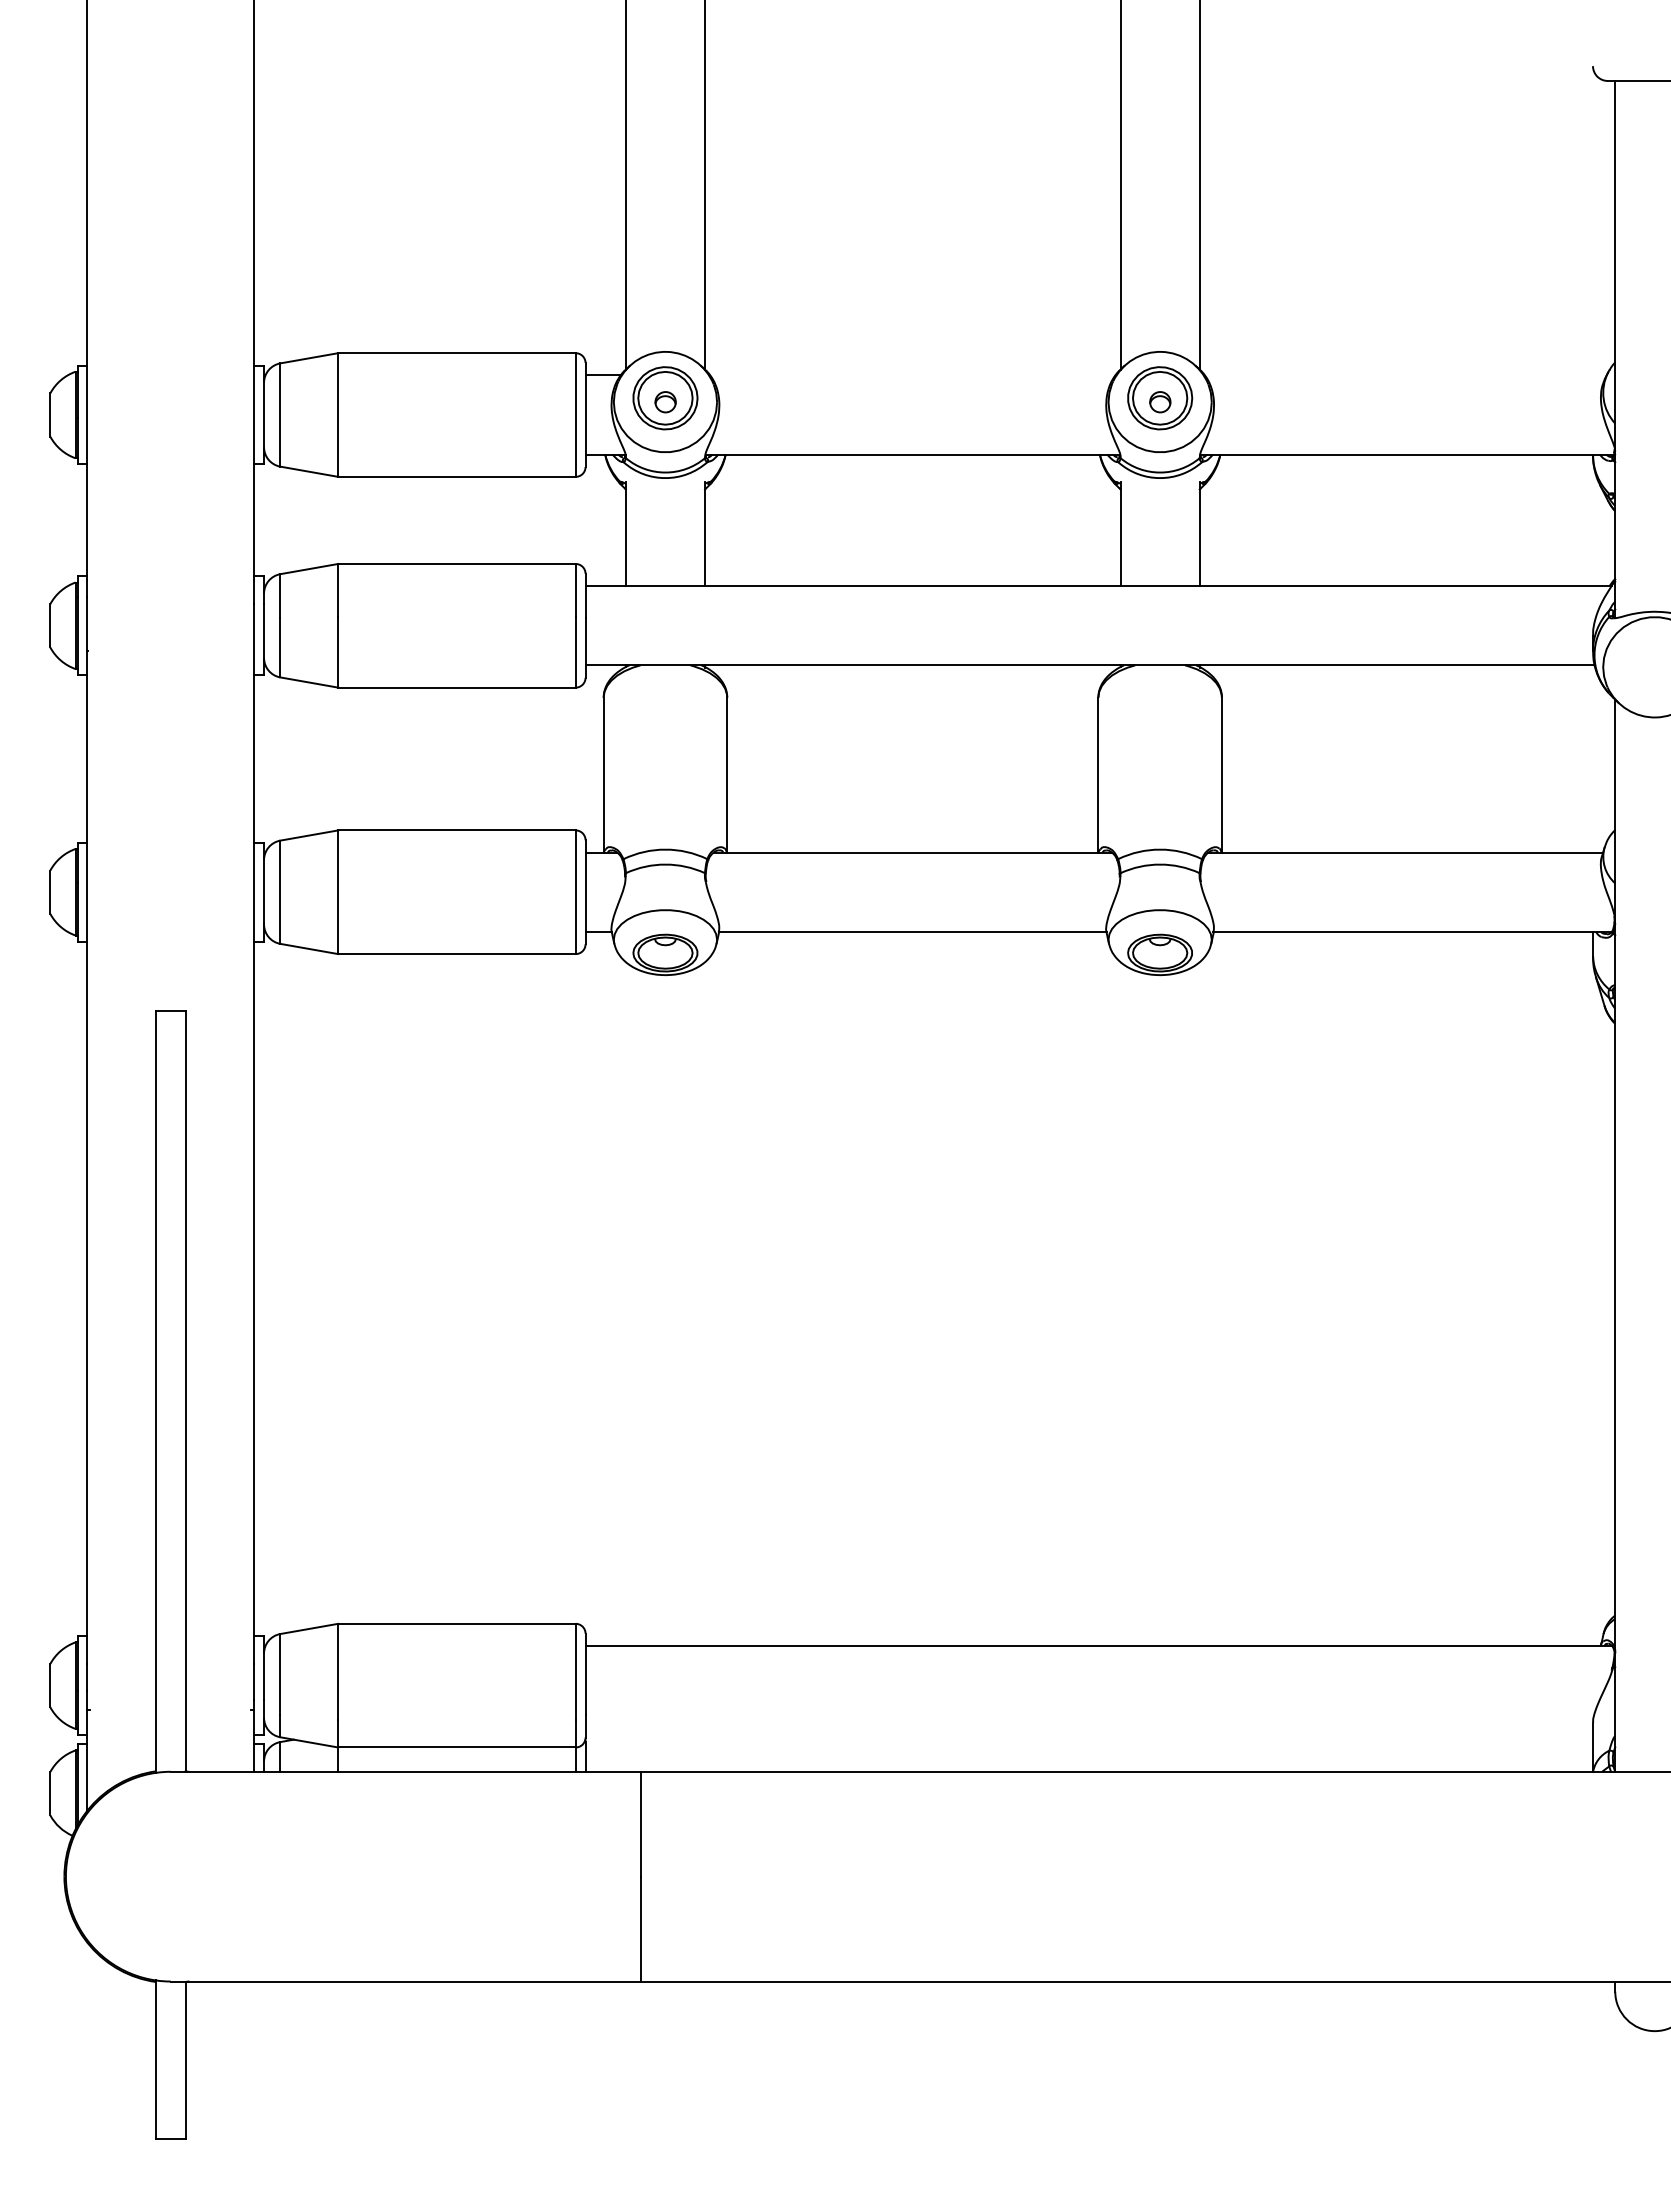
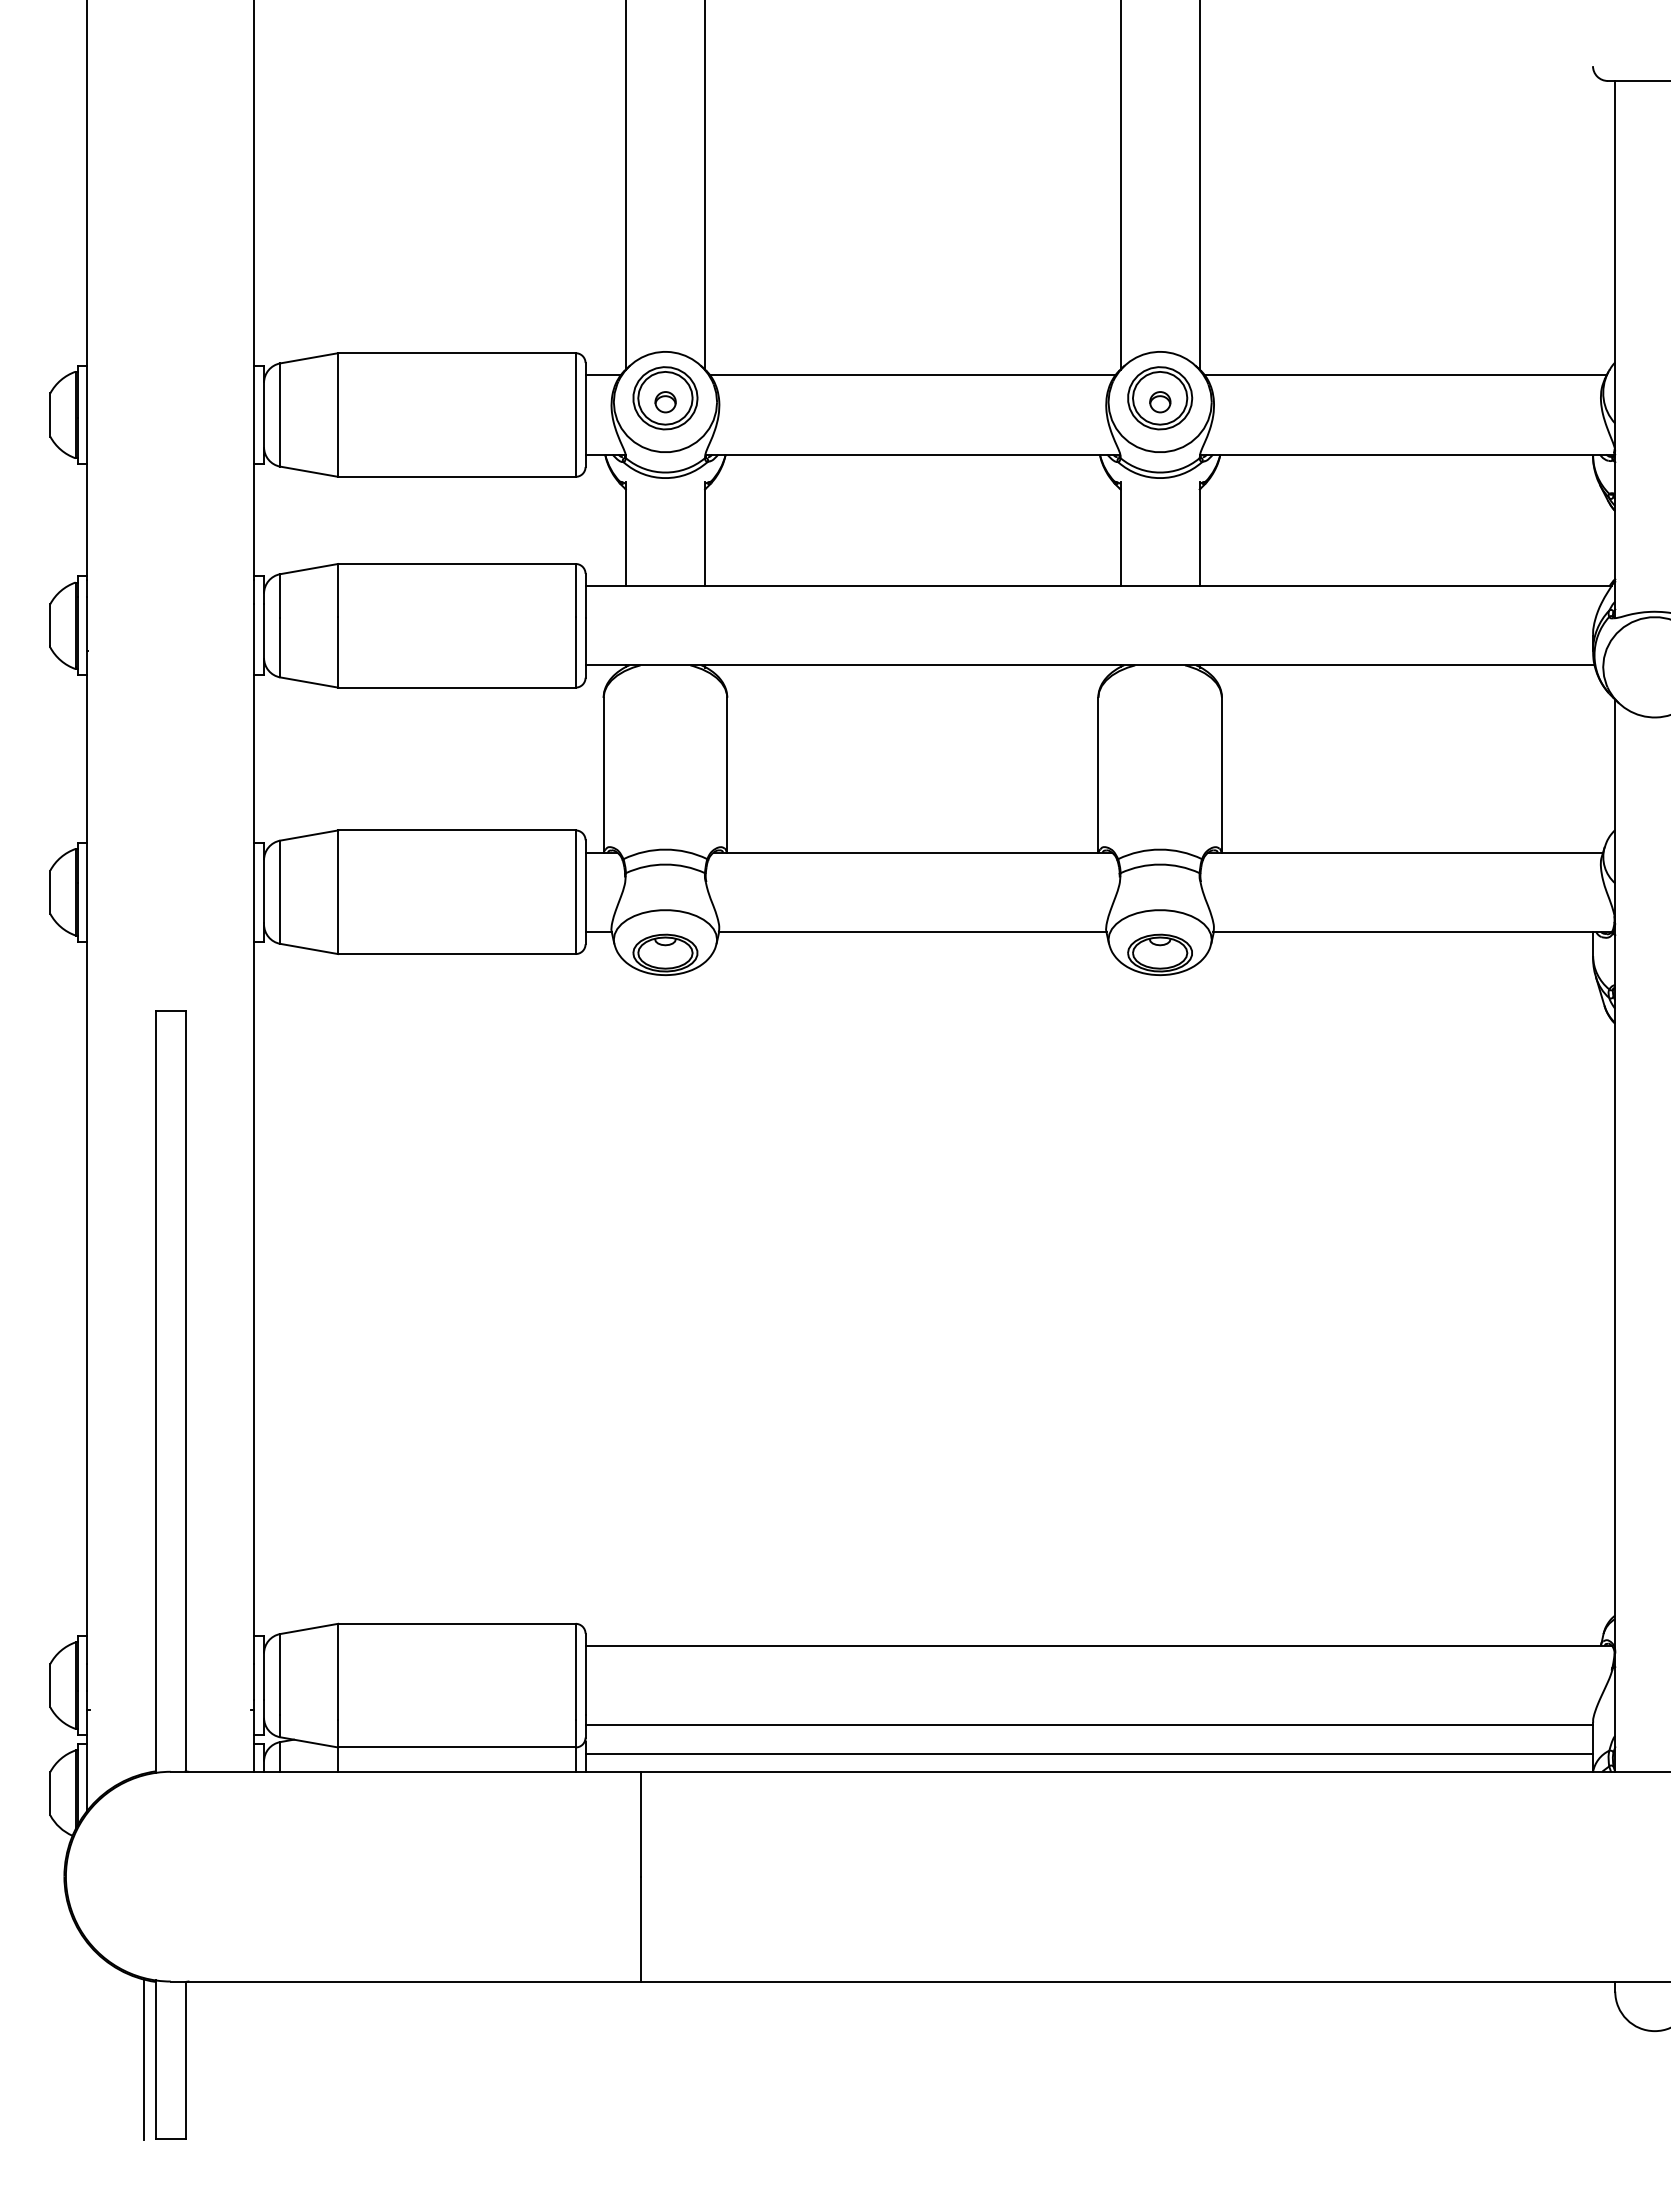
line: none -> present (912, 375)
line: none -> present (1405, 375)
line: none -> present (1088, 1725)
line: none -> present (1088, 1754)
line: none -> present (143, 2059)
